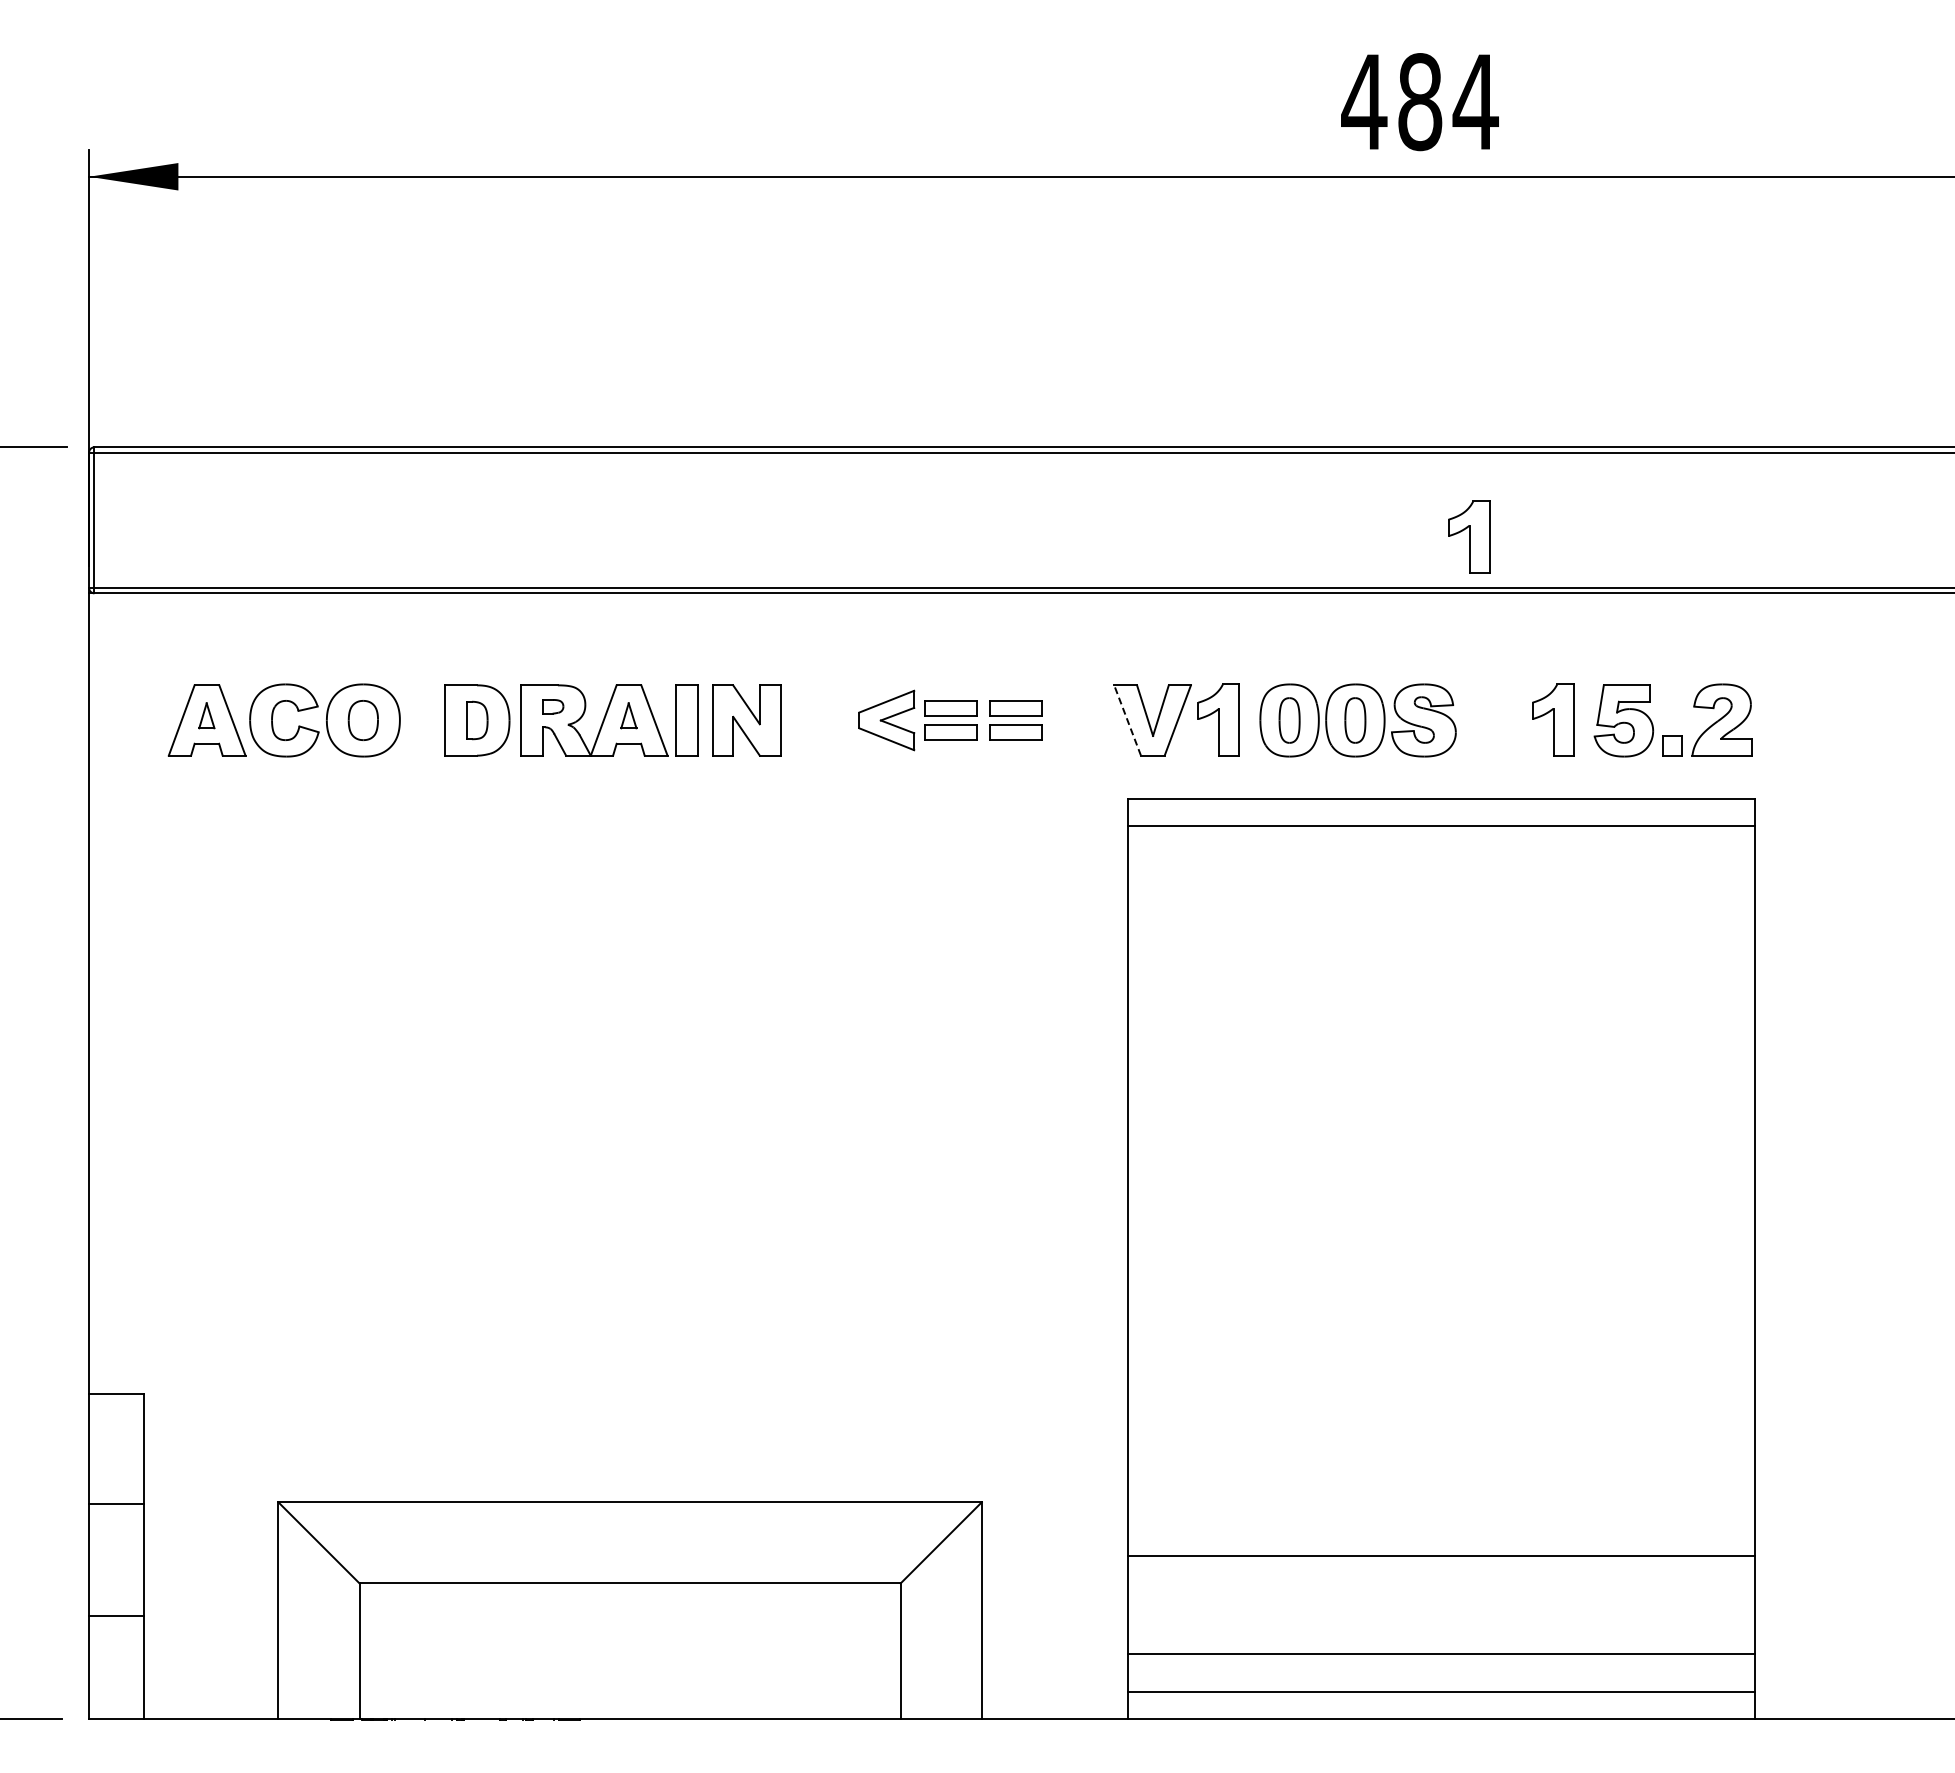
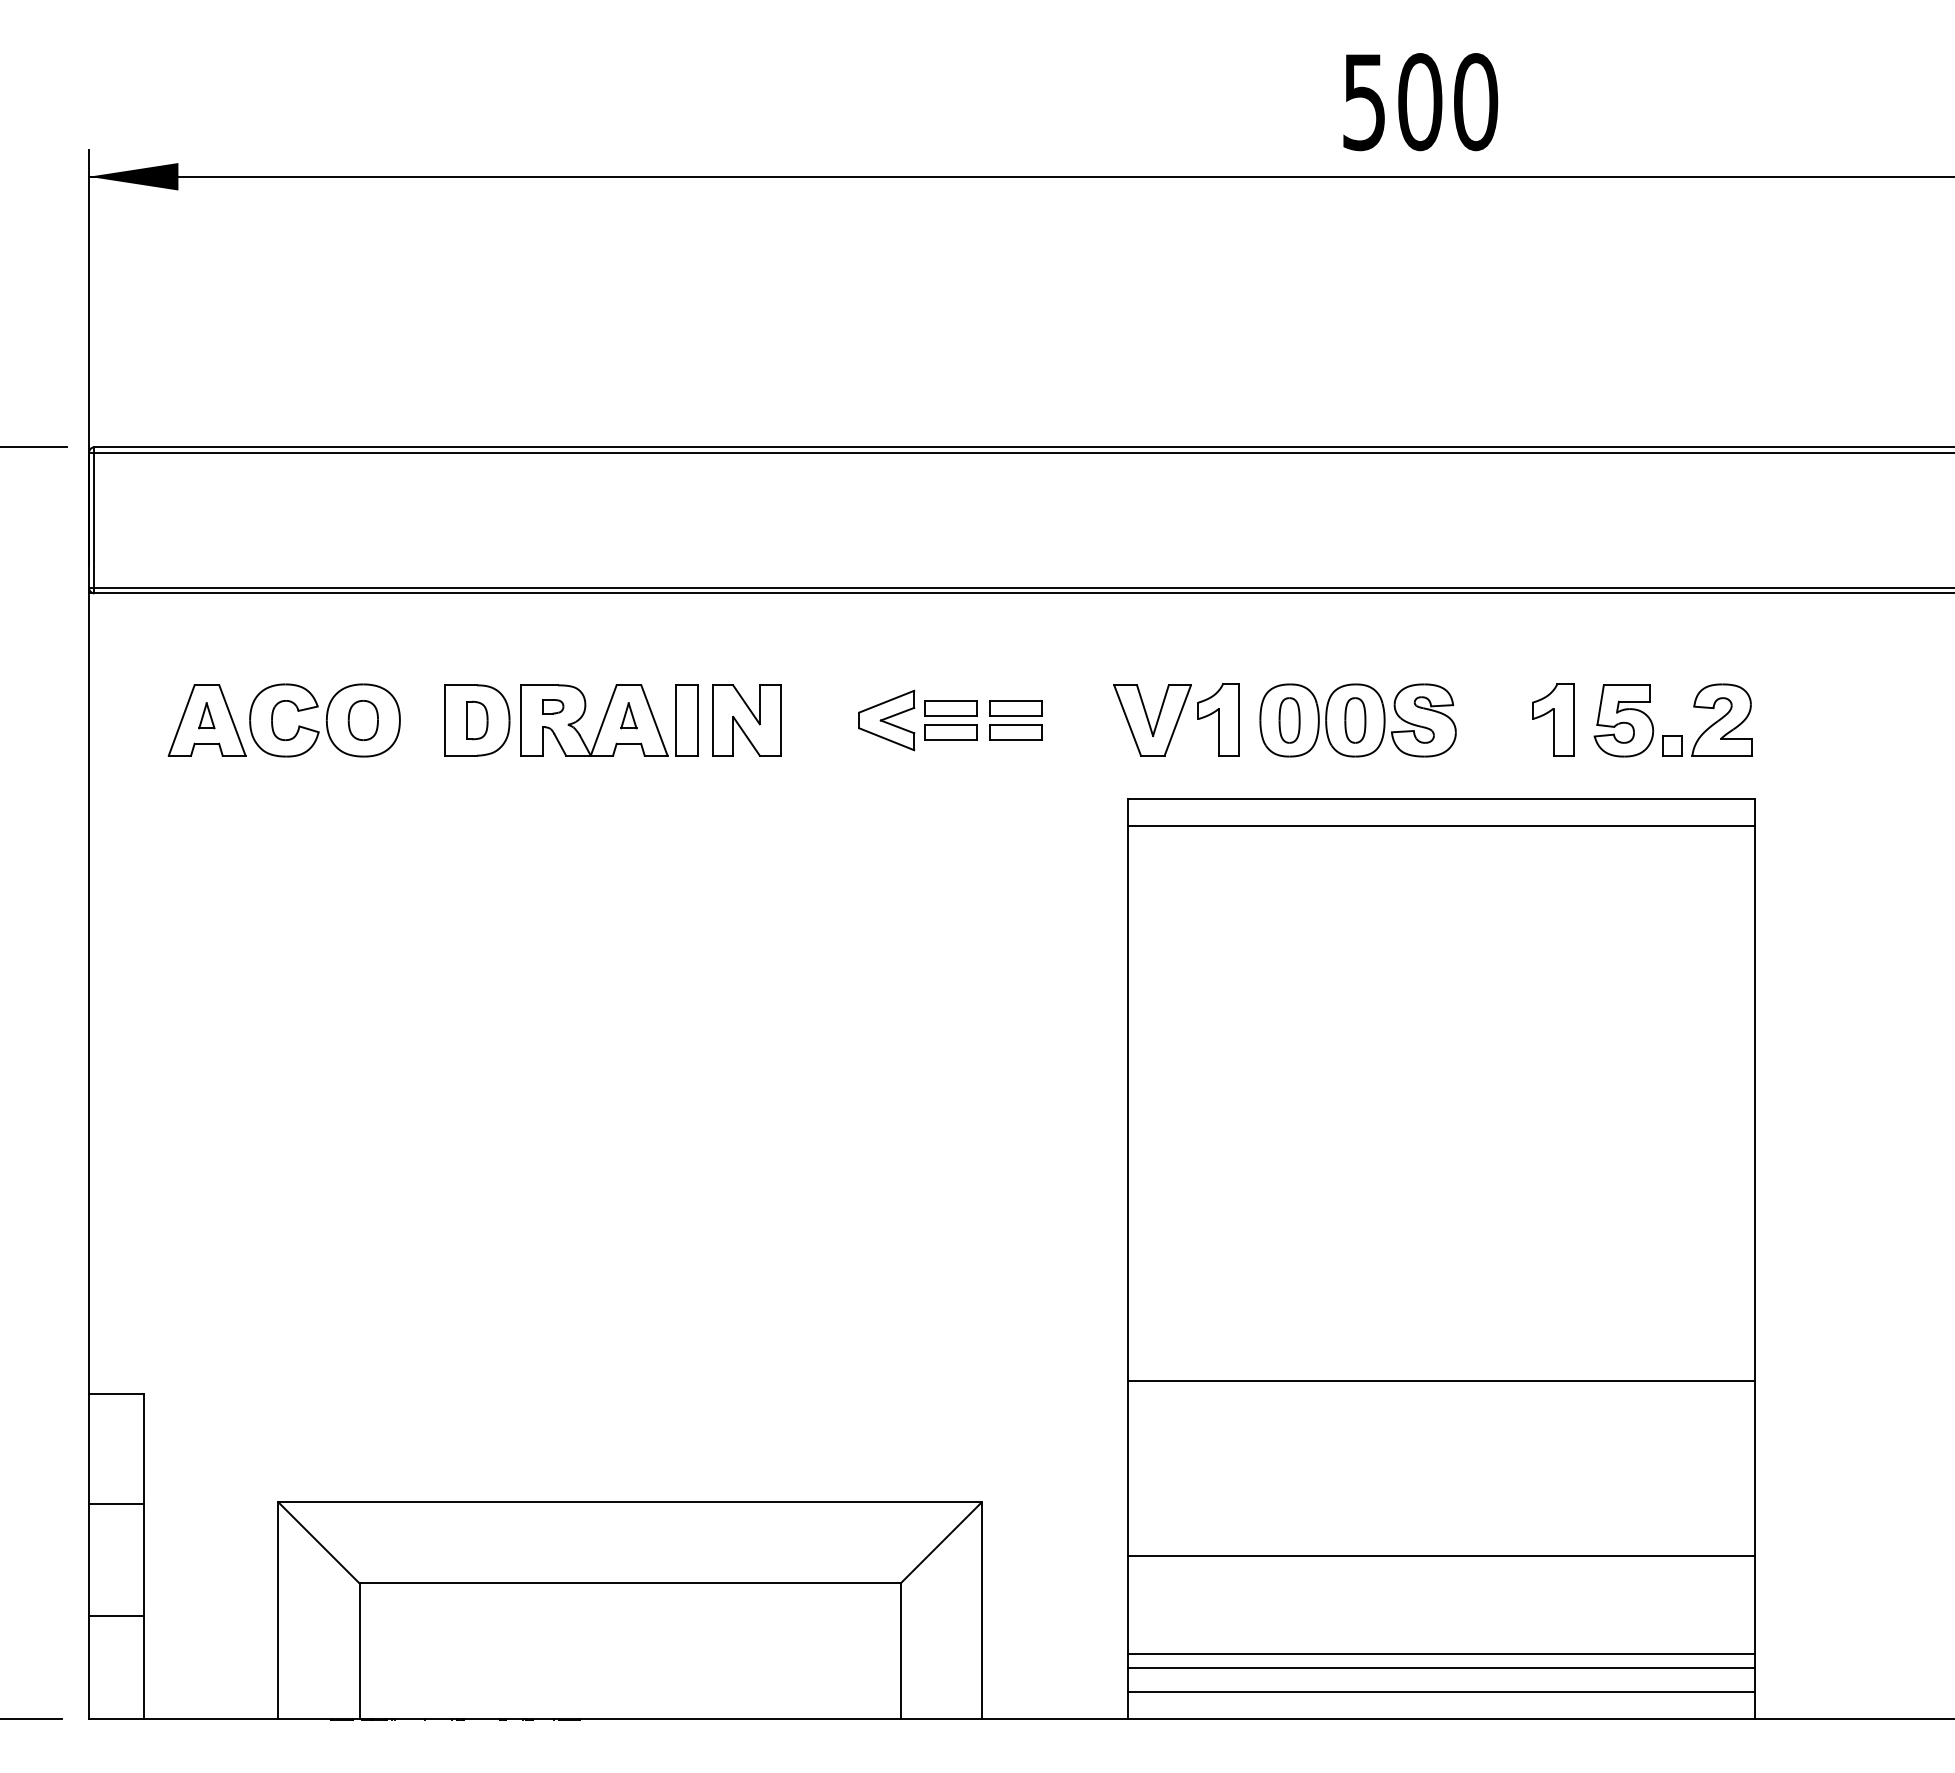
text: 484 -> 500 (1419, 102)
part: present -> none (1469, 536)
line: dashed -> solid (1127, 720)
line: none -> present (1441, 1380)
line: none -> present (1441, 1668)
